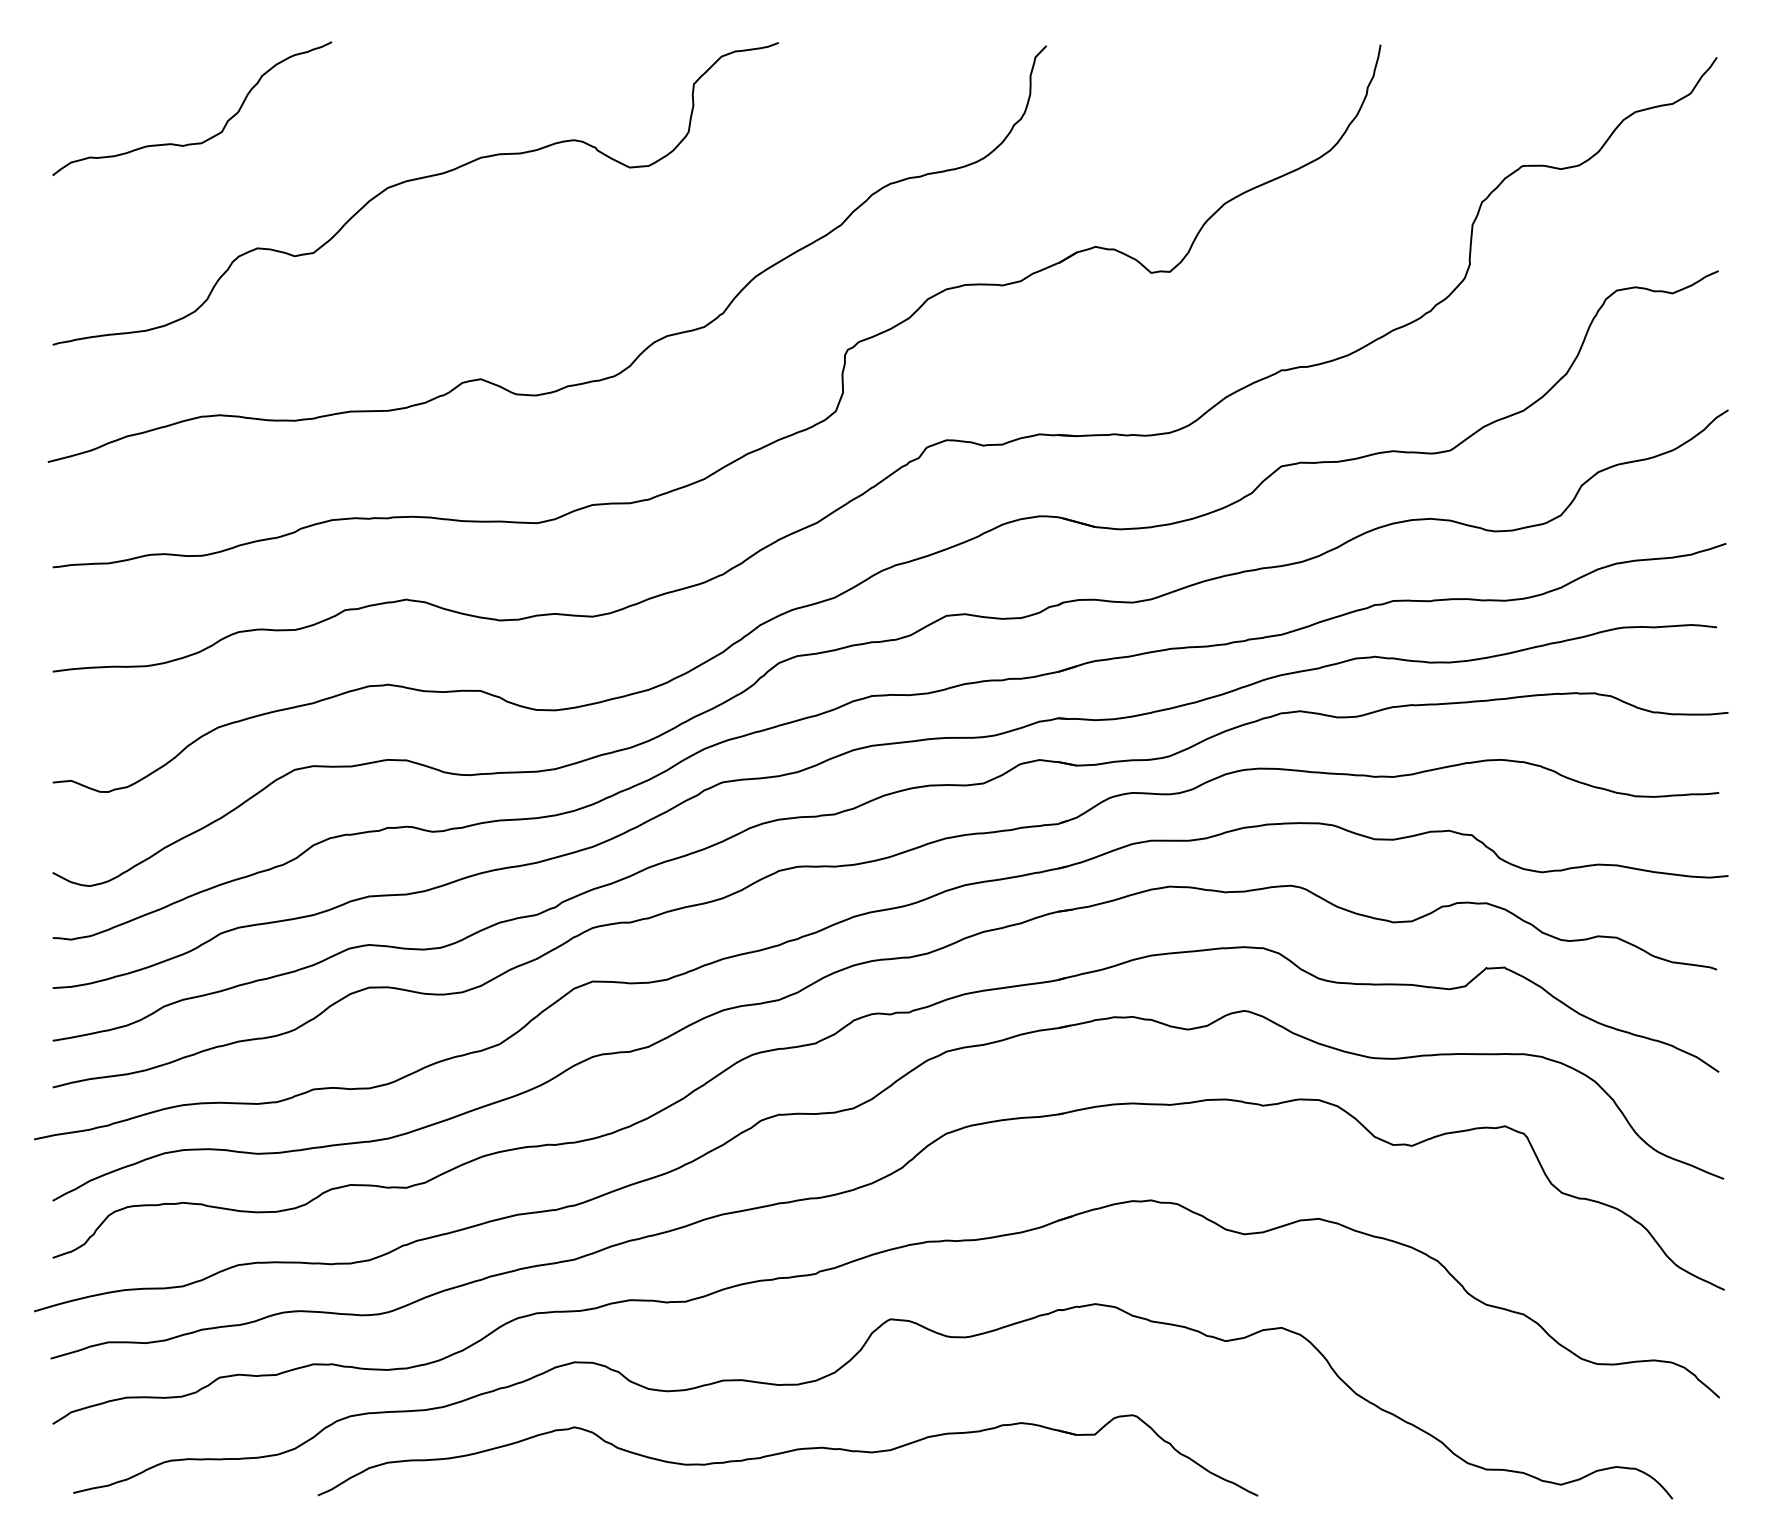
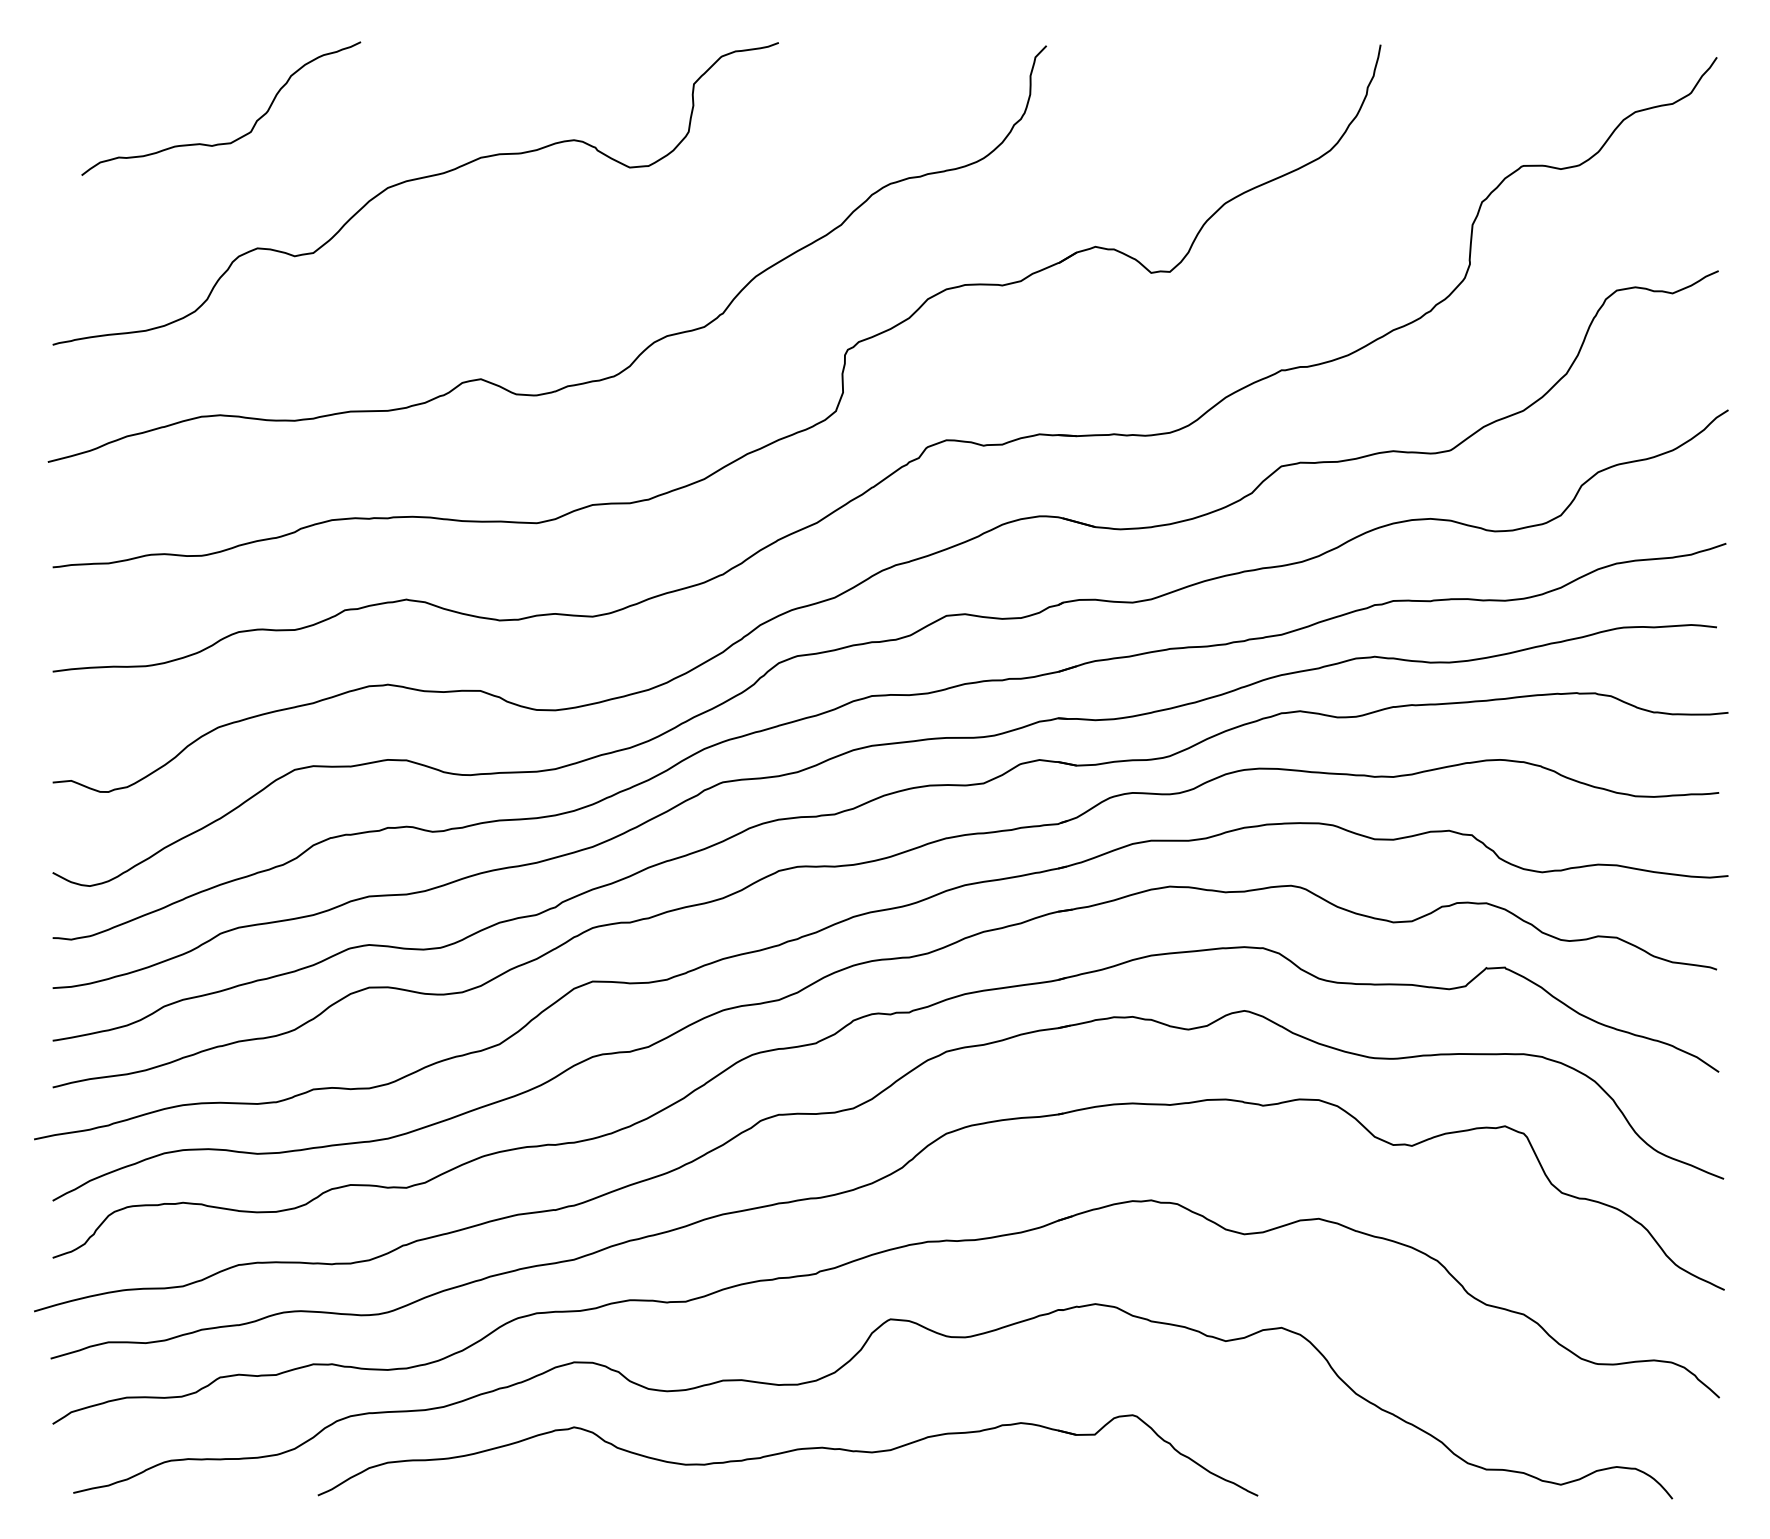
curve position: (209, 137) -> (238, 137) (238, 137)
